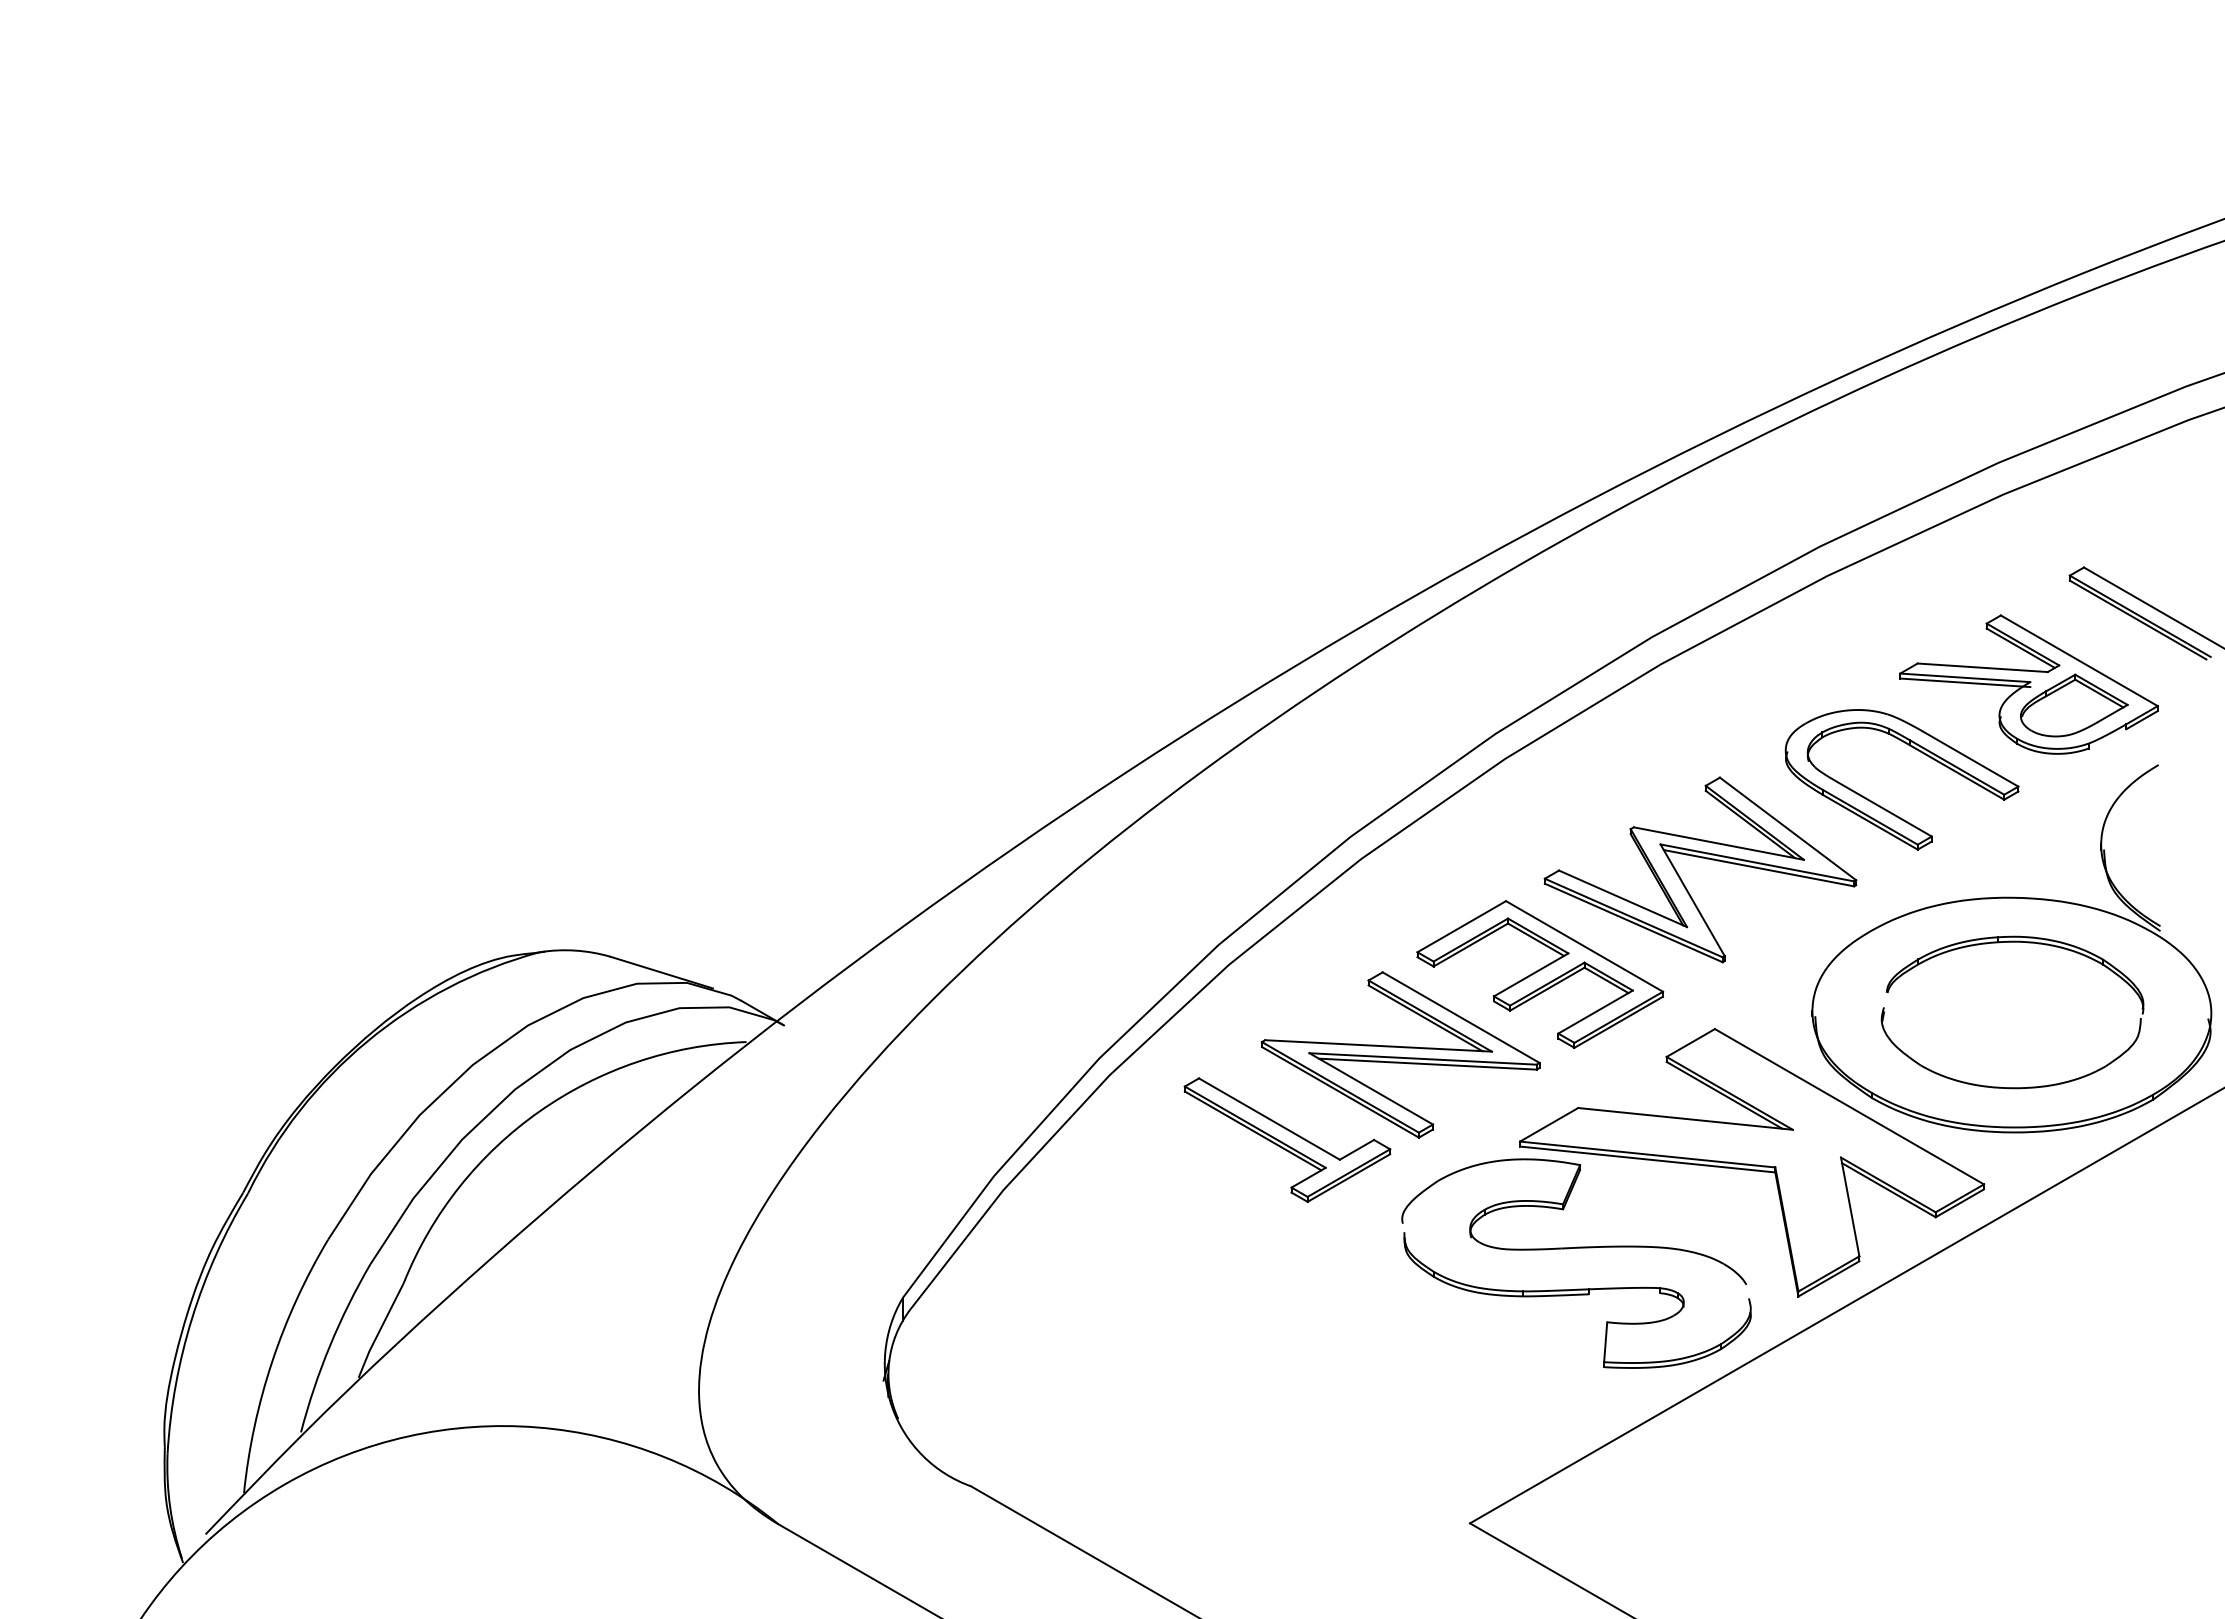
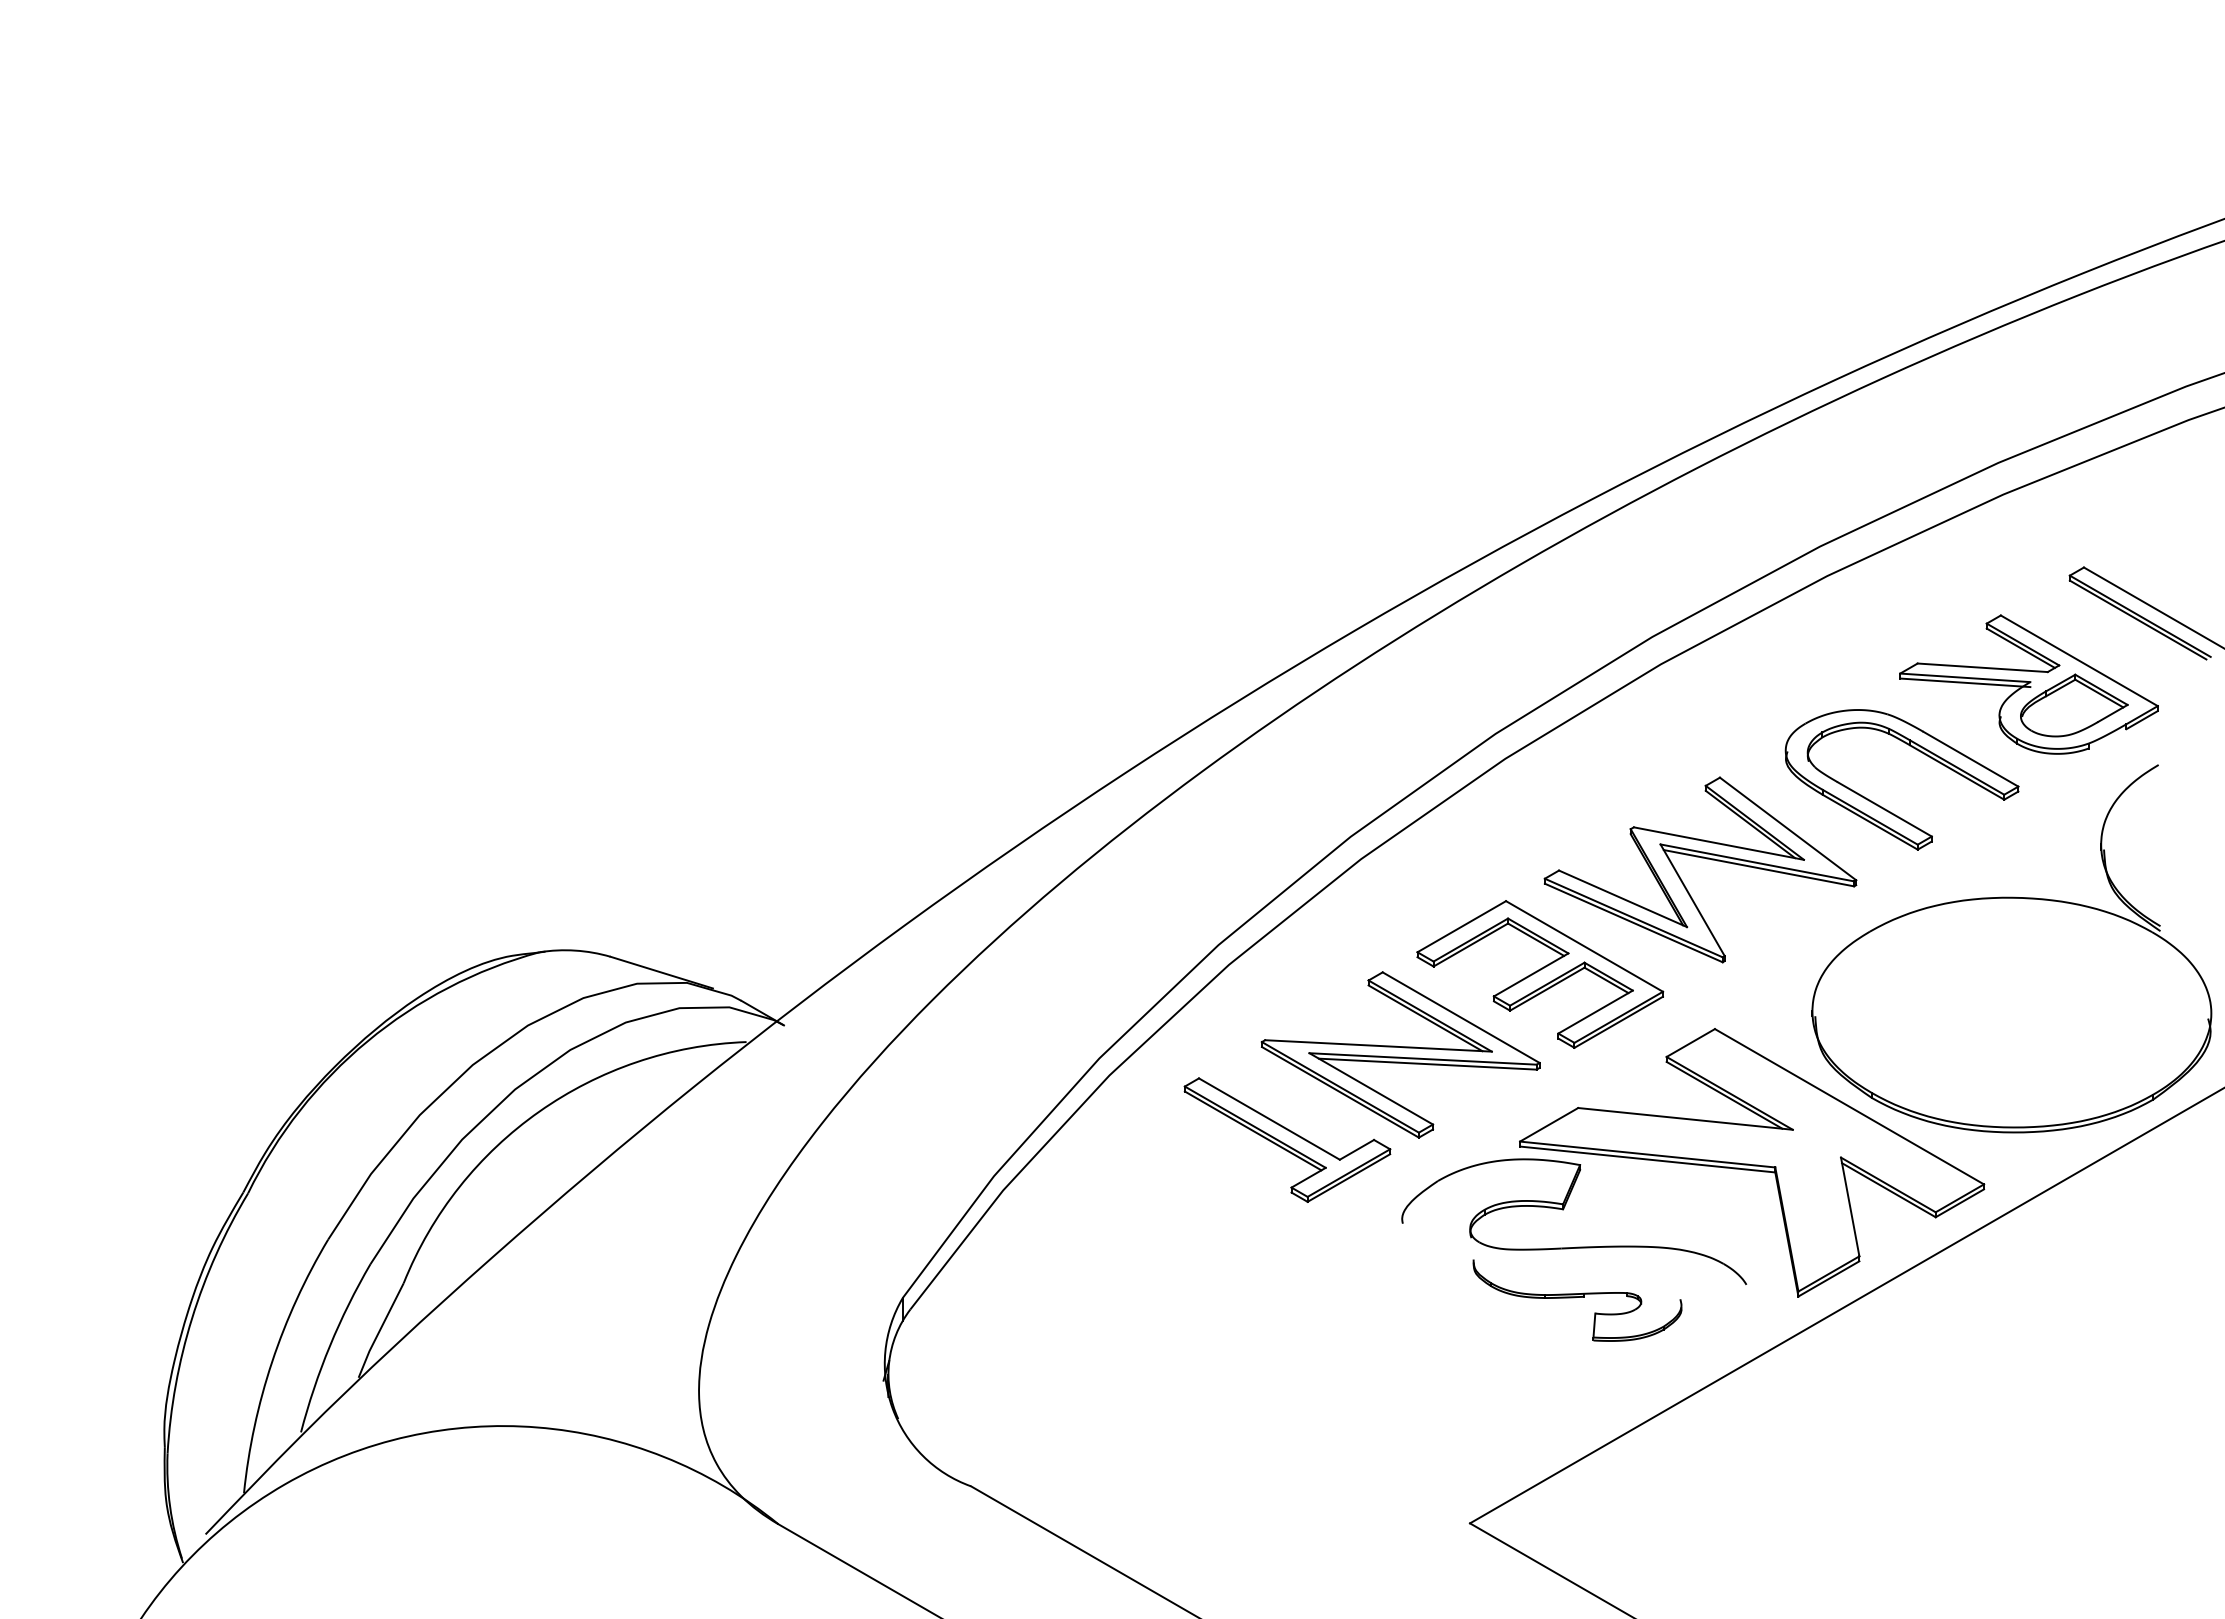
part: present -> none (2012, 942)
part size: 349x137 px -> 211x83 px (1577, 1300)
